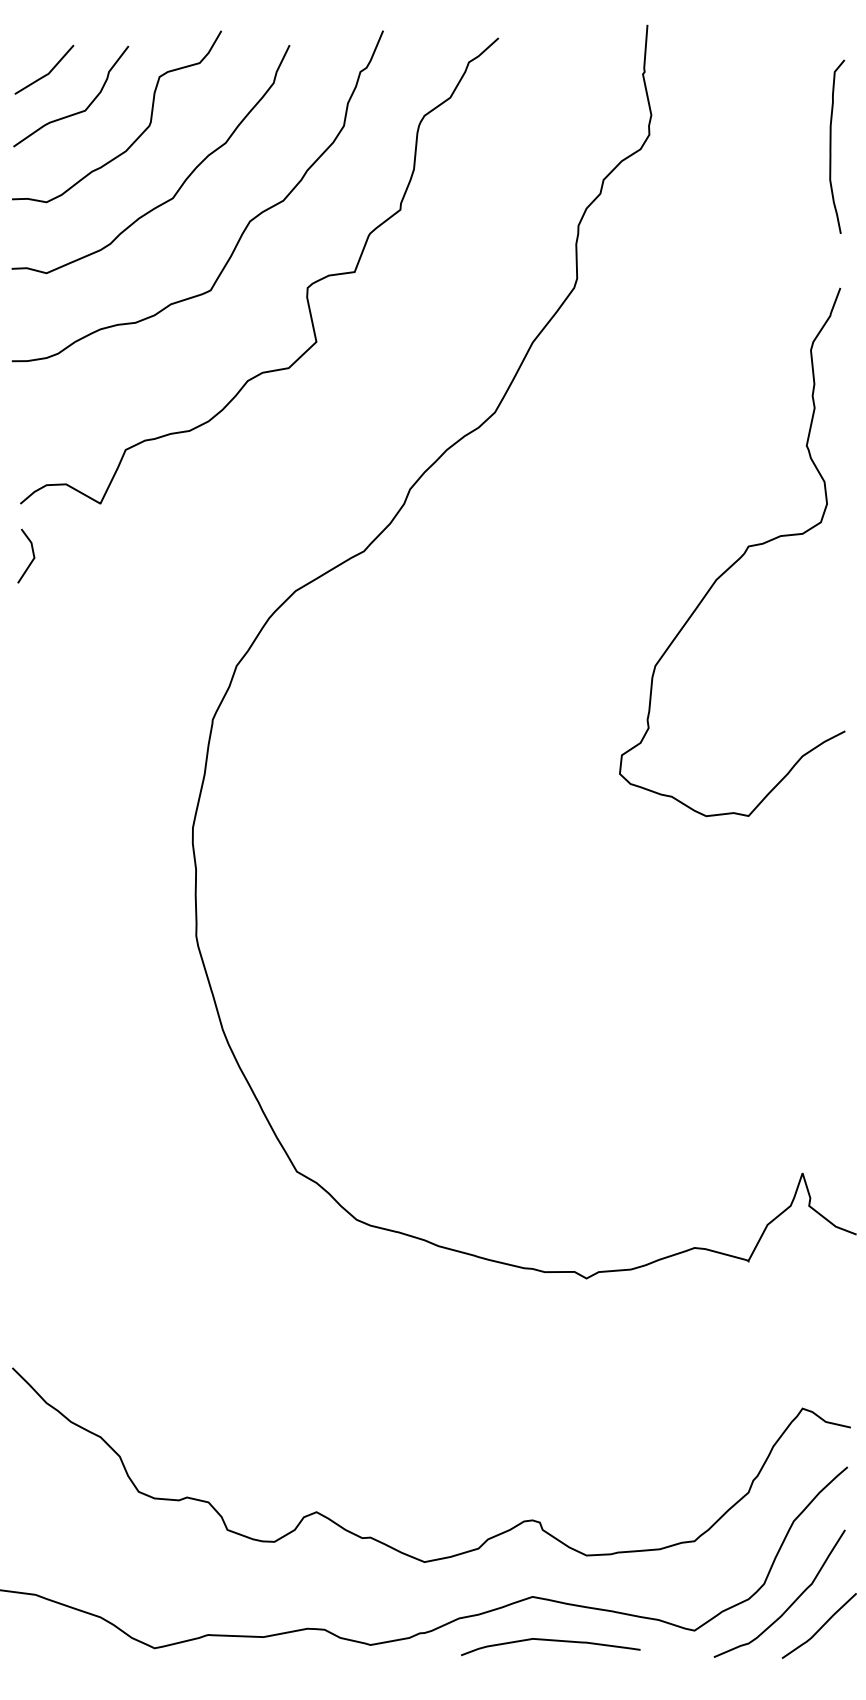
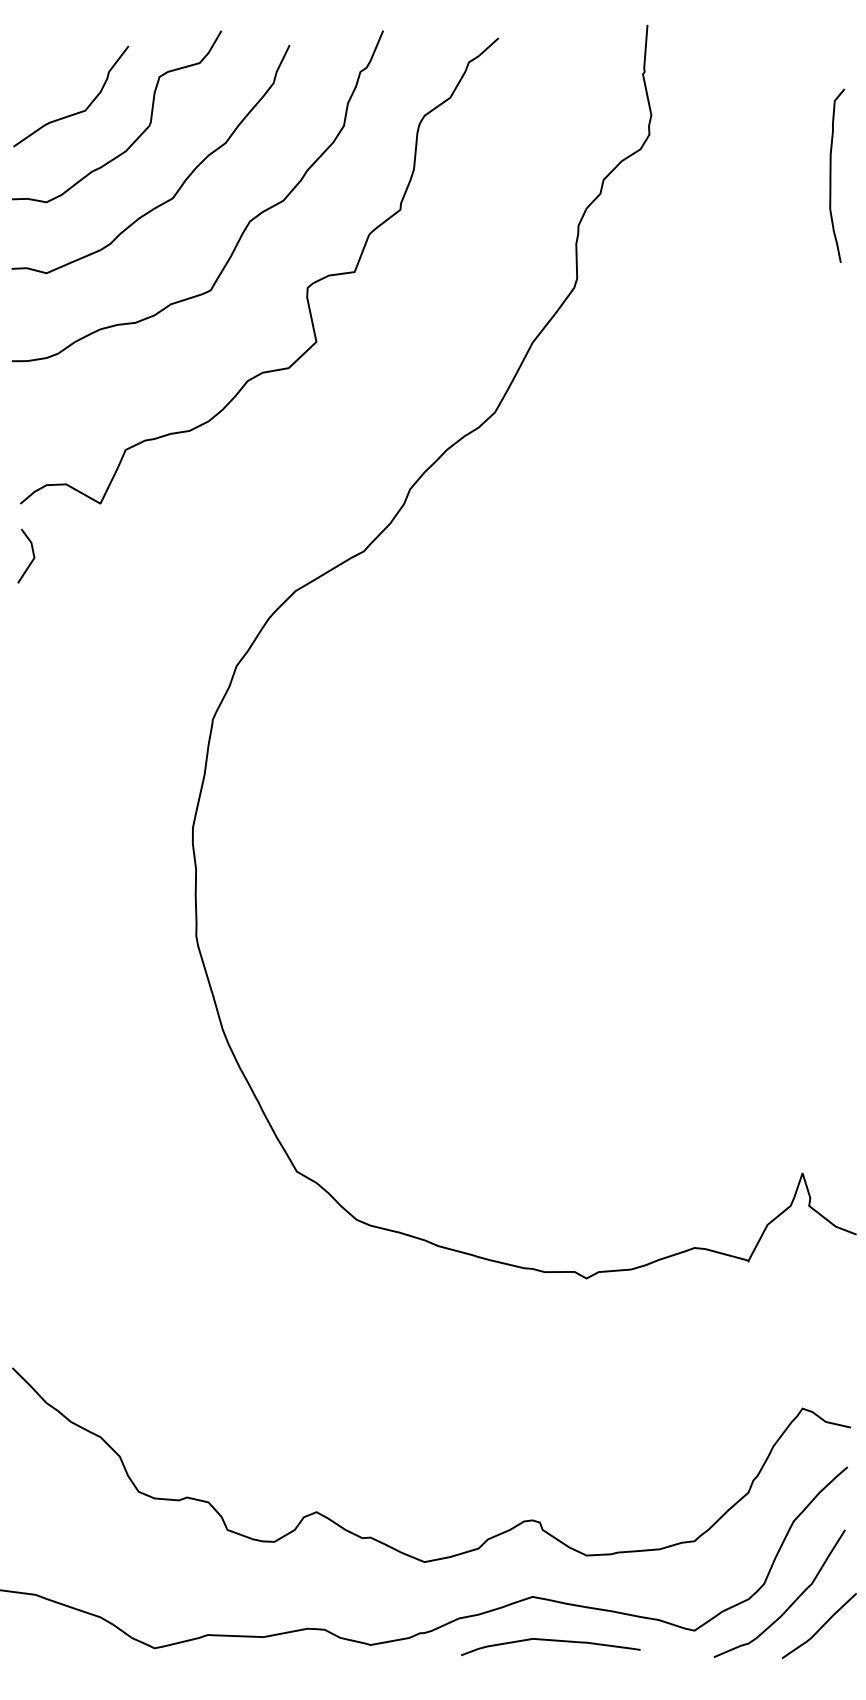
curve: present -> none (48, 72)
curve position: (831, 146) -> (831, 175) (831, 175)
curve: present -> none (738, 558)
